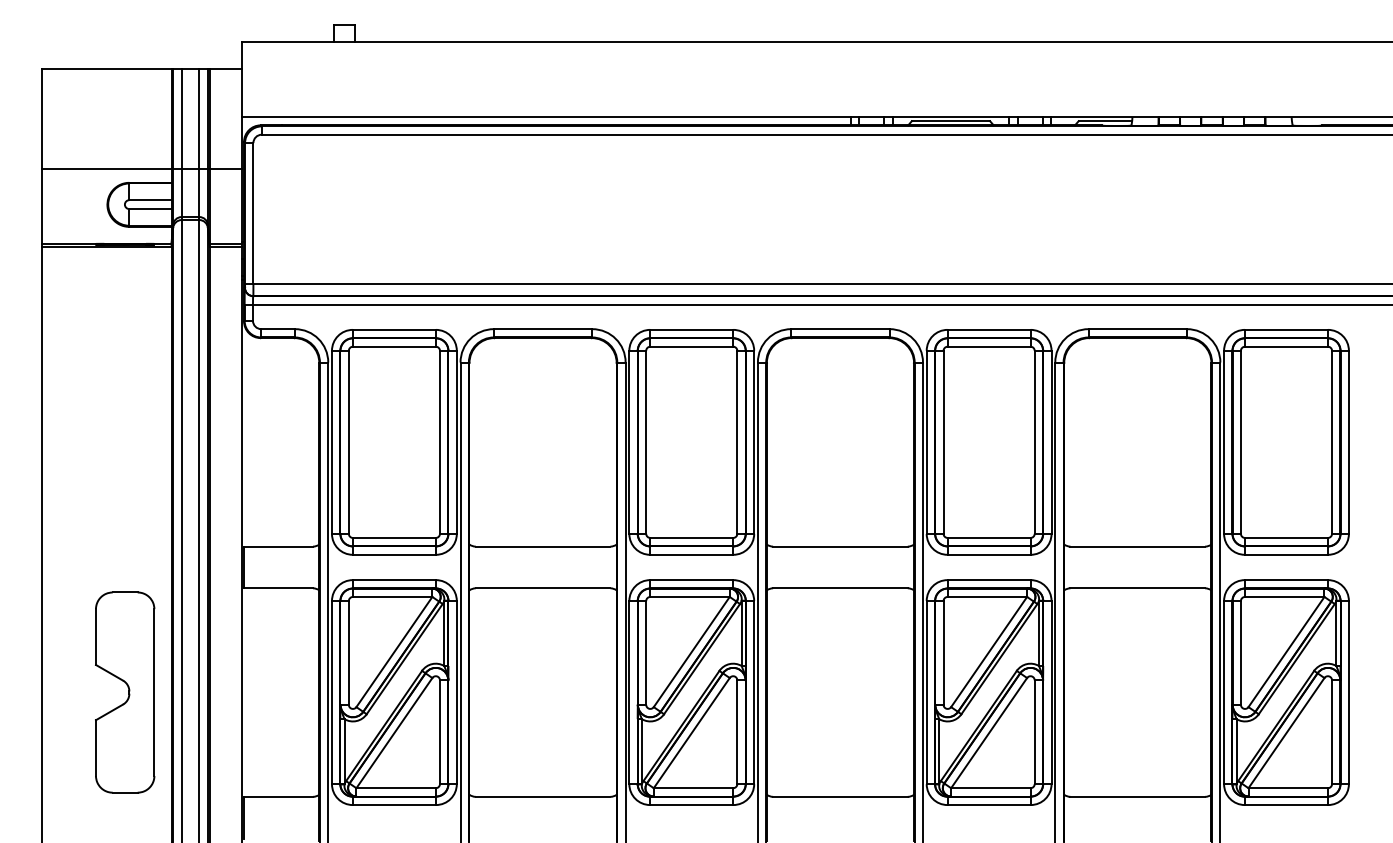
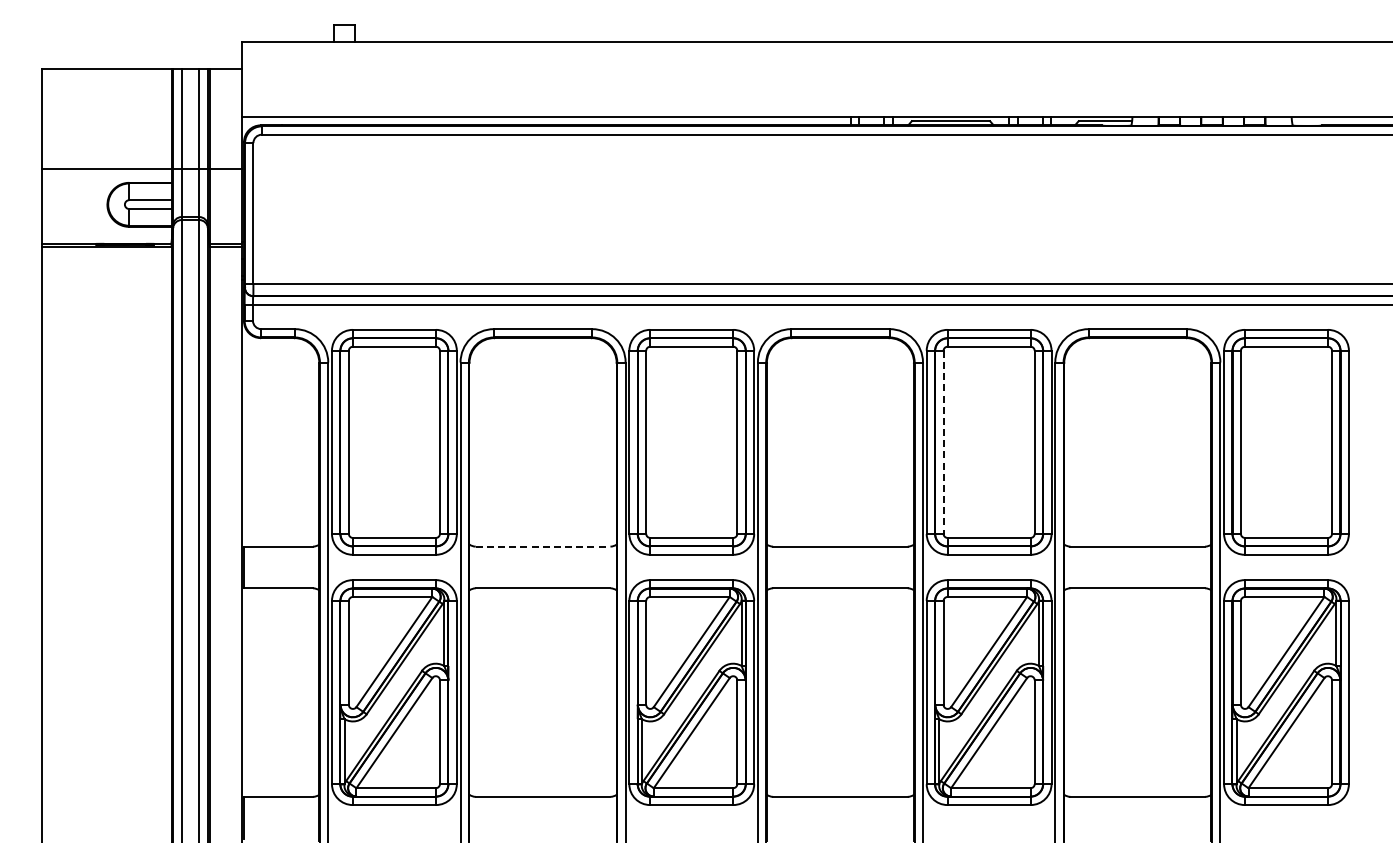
line: solid -> dashed (943, 442)
line: solid -> dashed (543, 546)
part: present -> none (125, 692)
